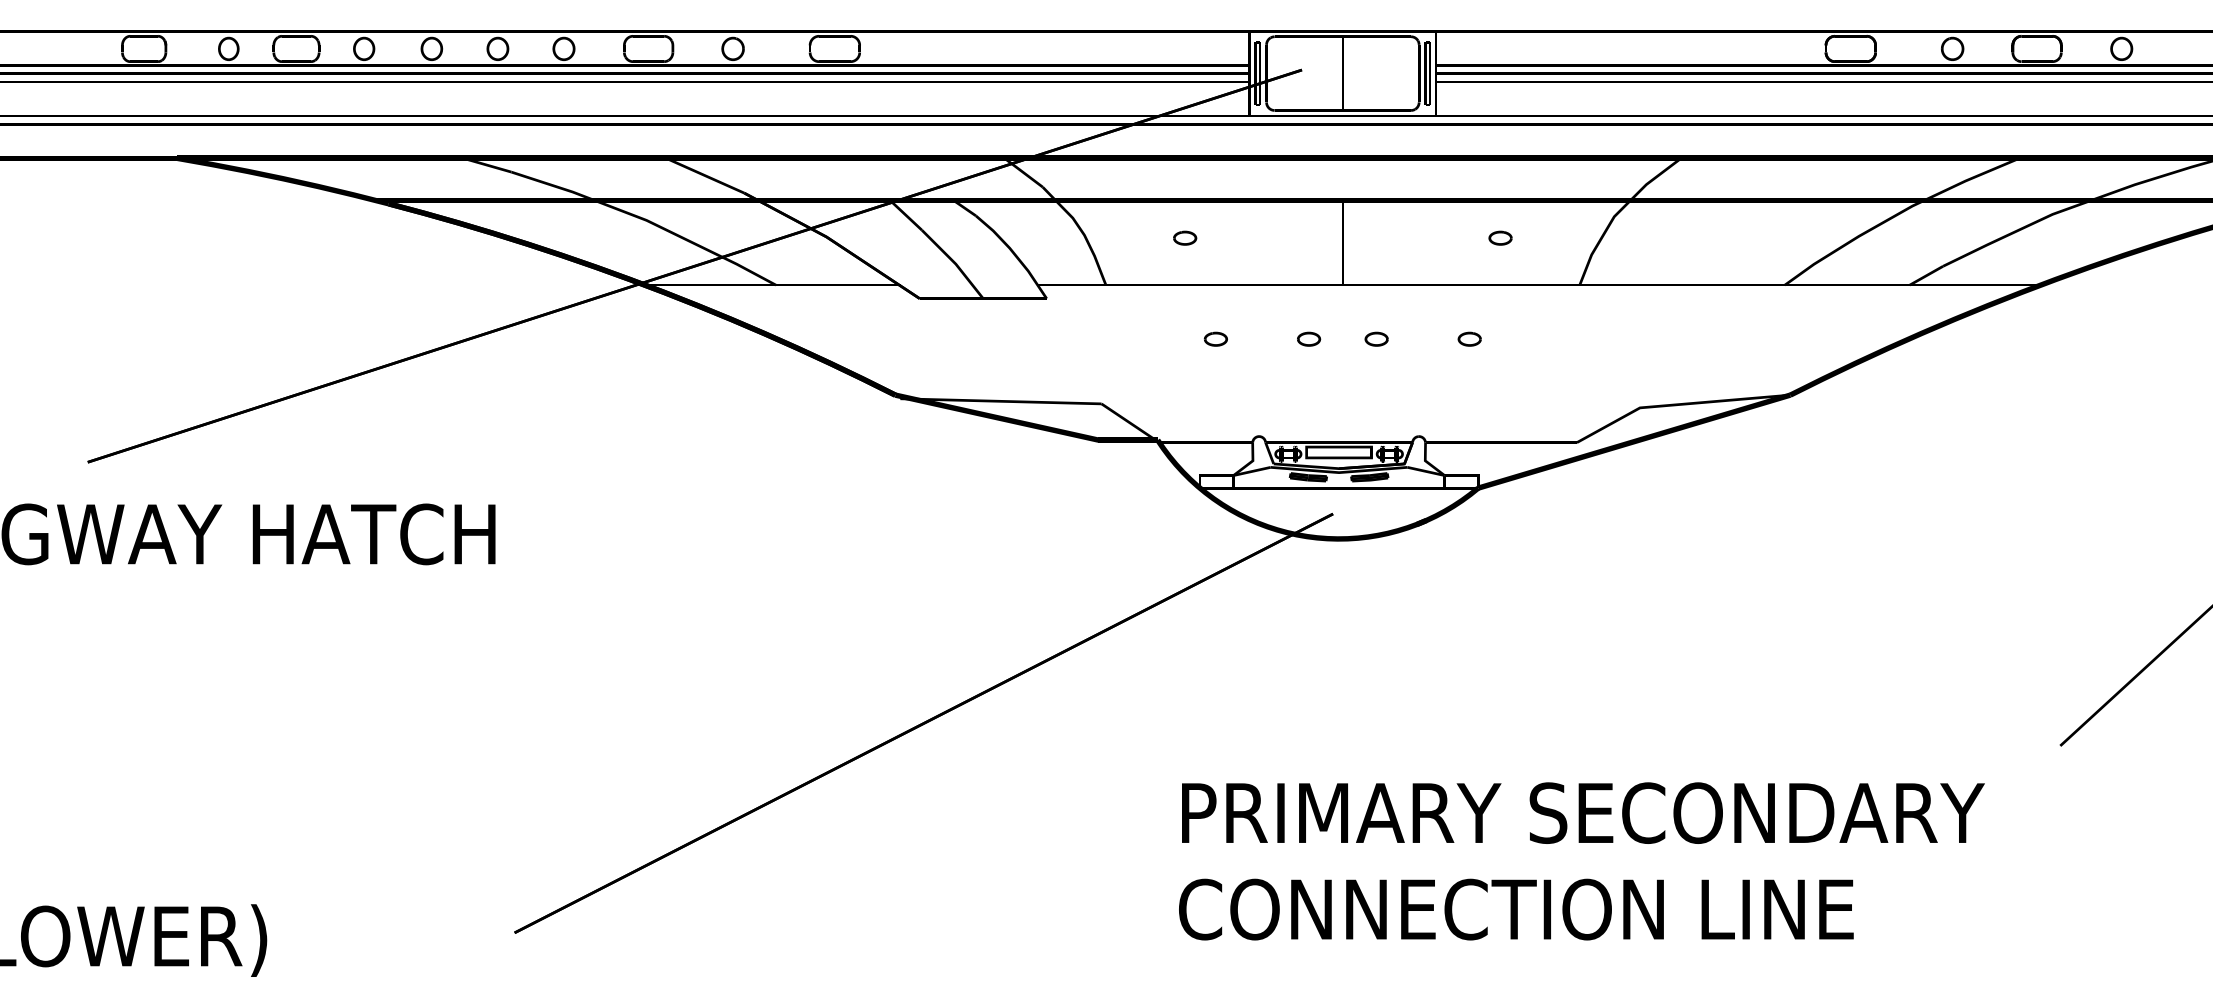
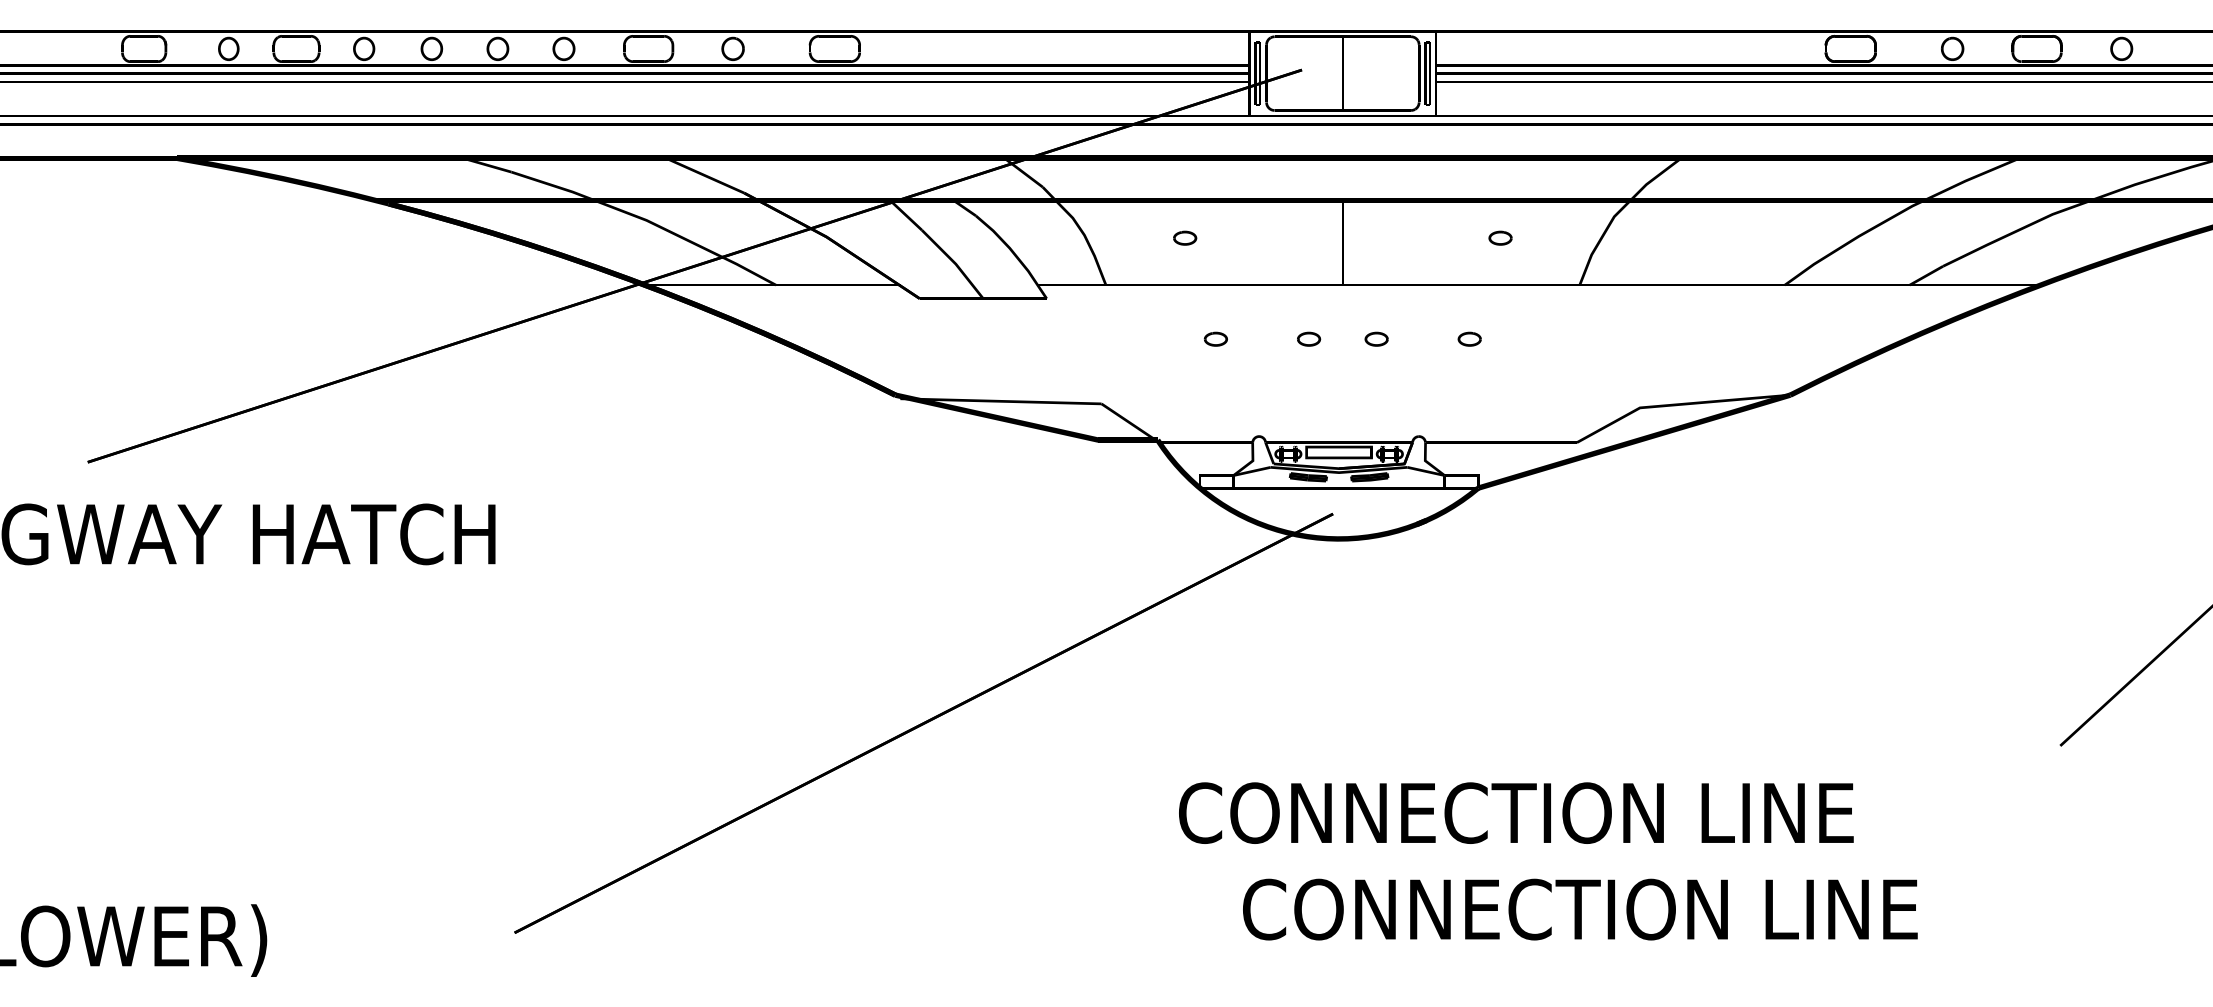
text: PRIMARY SECONDARY -> CONNECTION LINE (1581, 812)
text position: (1516, 909) -> (1580, 909) (1580, 909)
